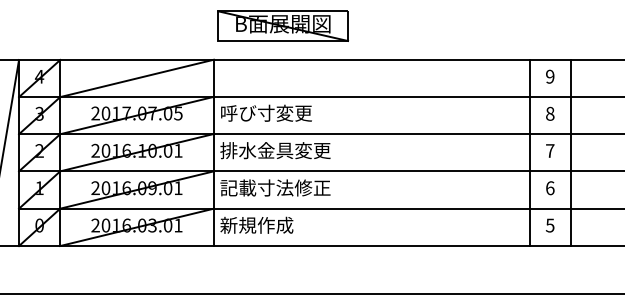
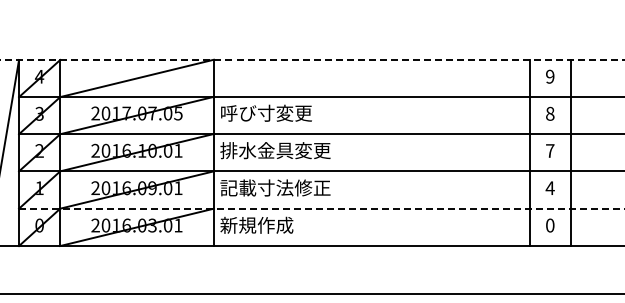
part: present -> none (282, 25)
line: solid -> dashed (312, 59)
text: 6 -> 4 (549, 188)
line: solid -> dashed (321, 208)
text: 5 -> 0 (549, 225)
